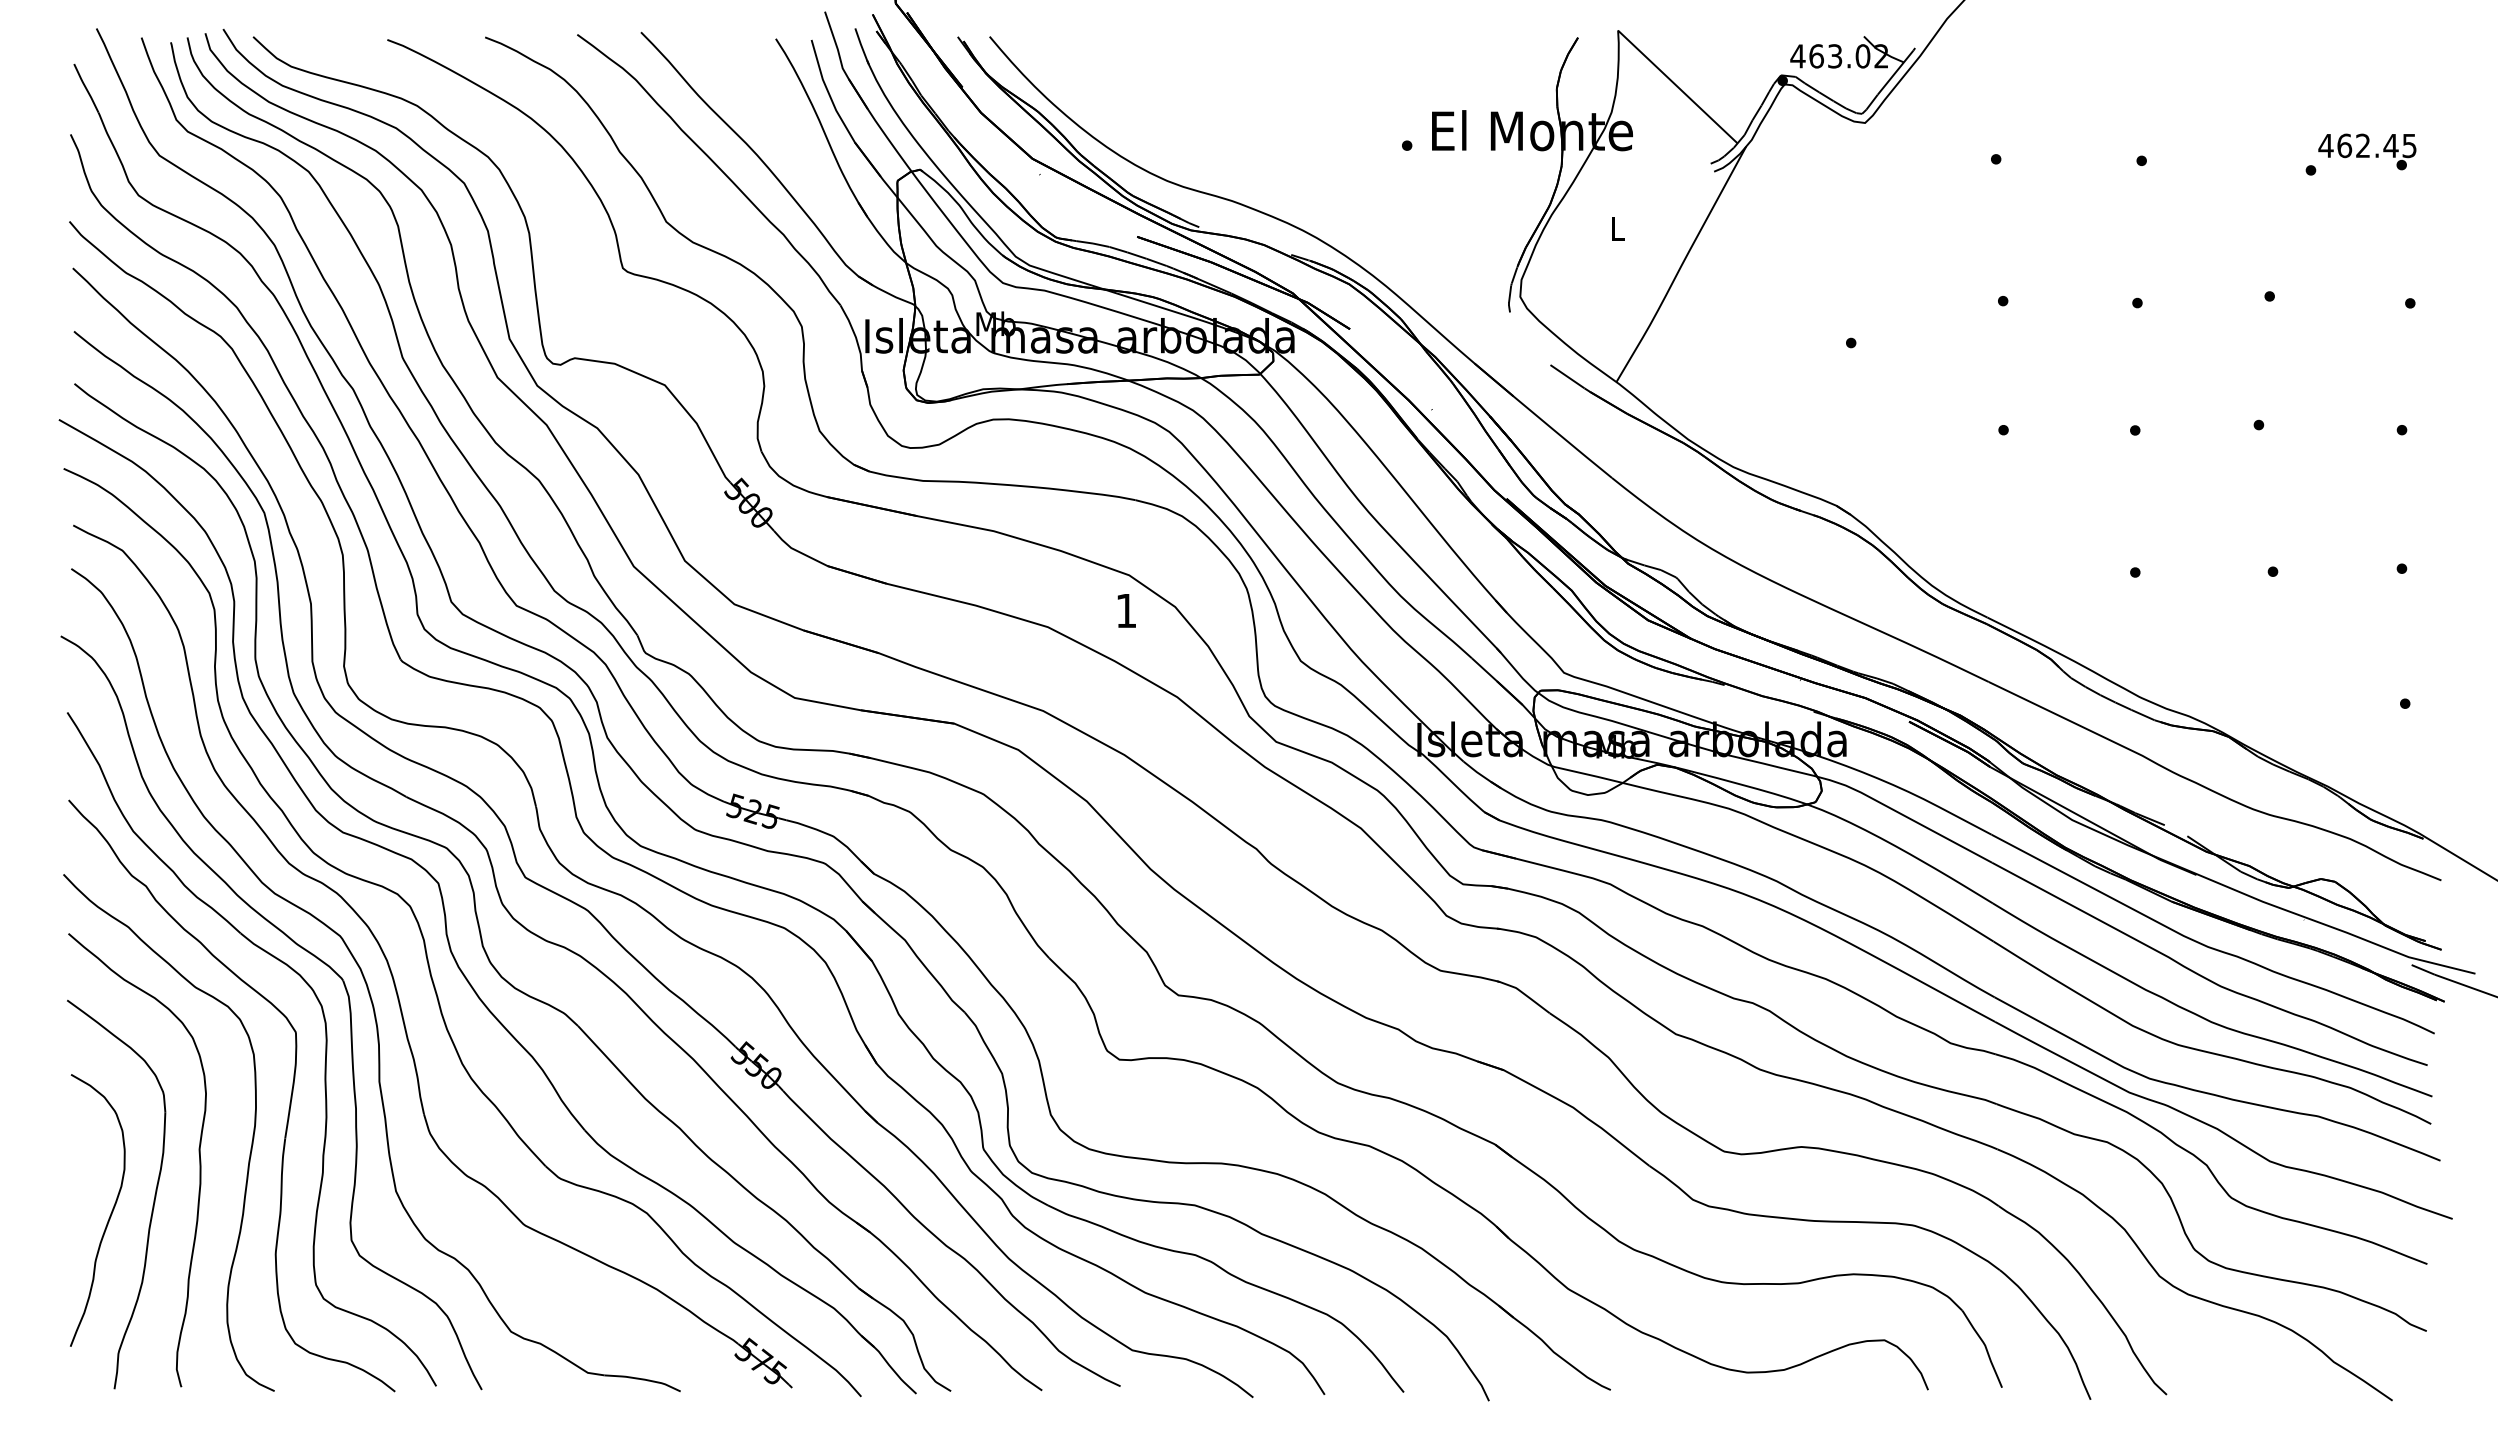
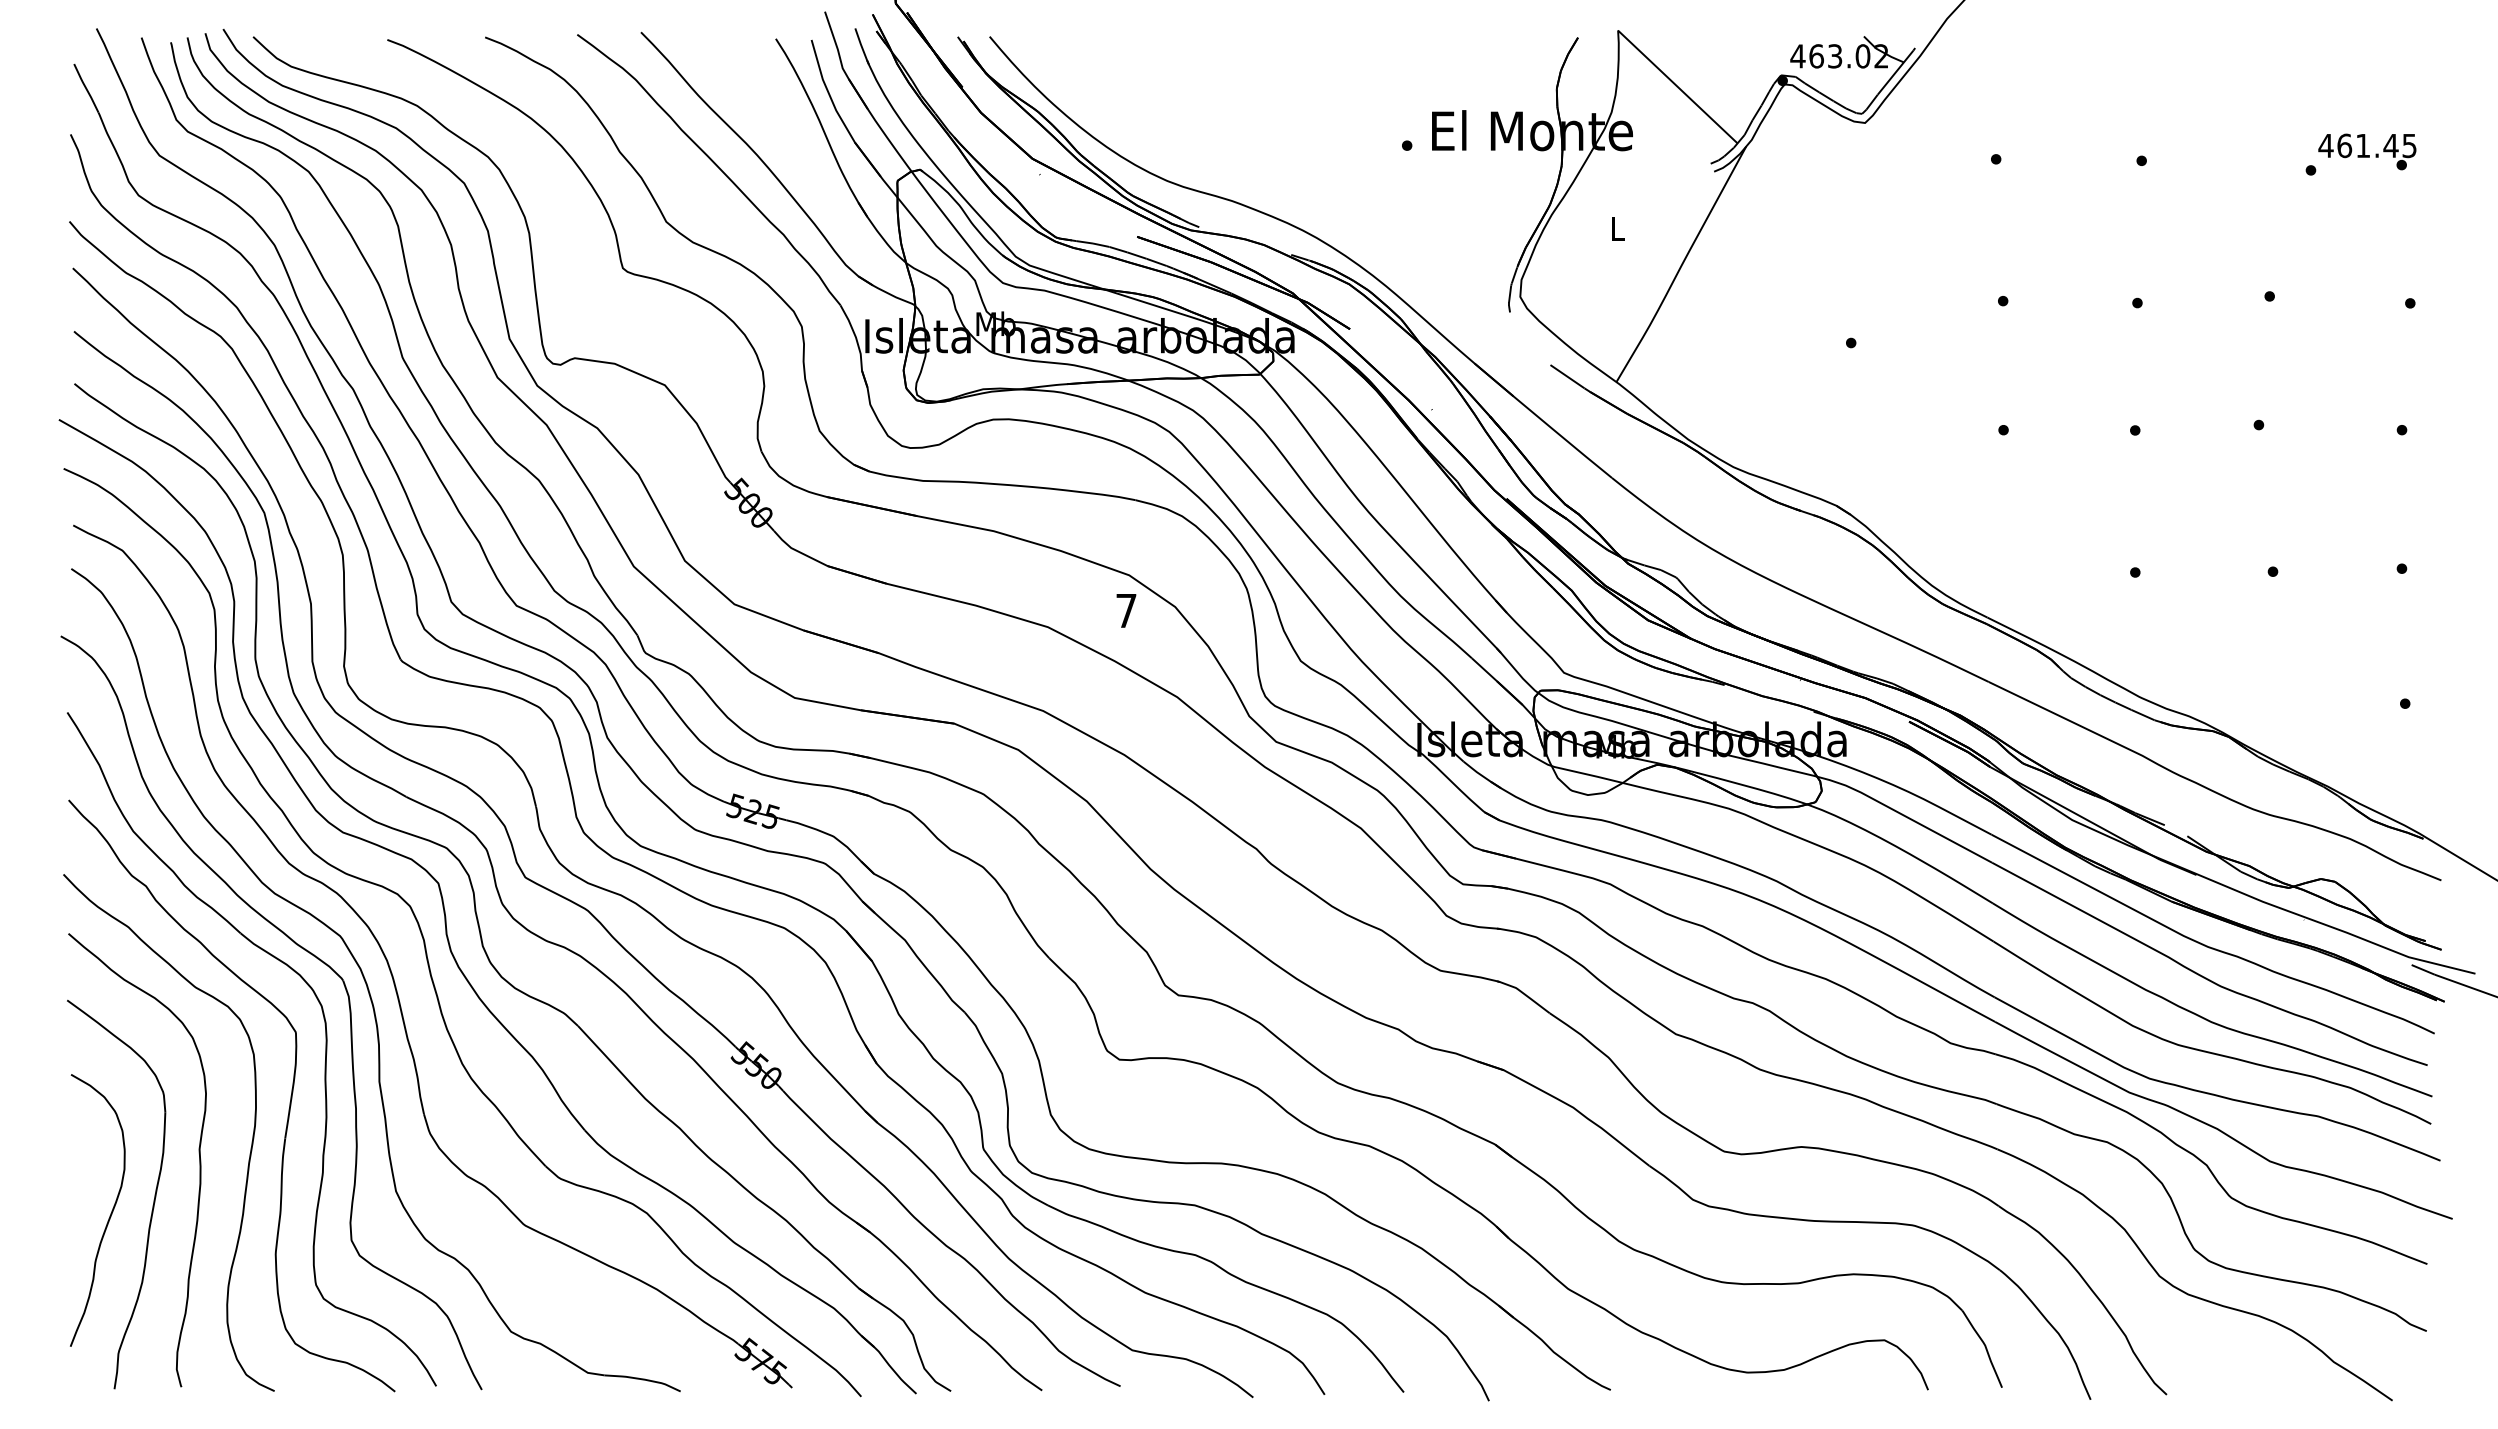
text: 462.45 -> 461.45 (2362, 145)
text: 1 -> 7 (1126, 610)
